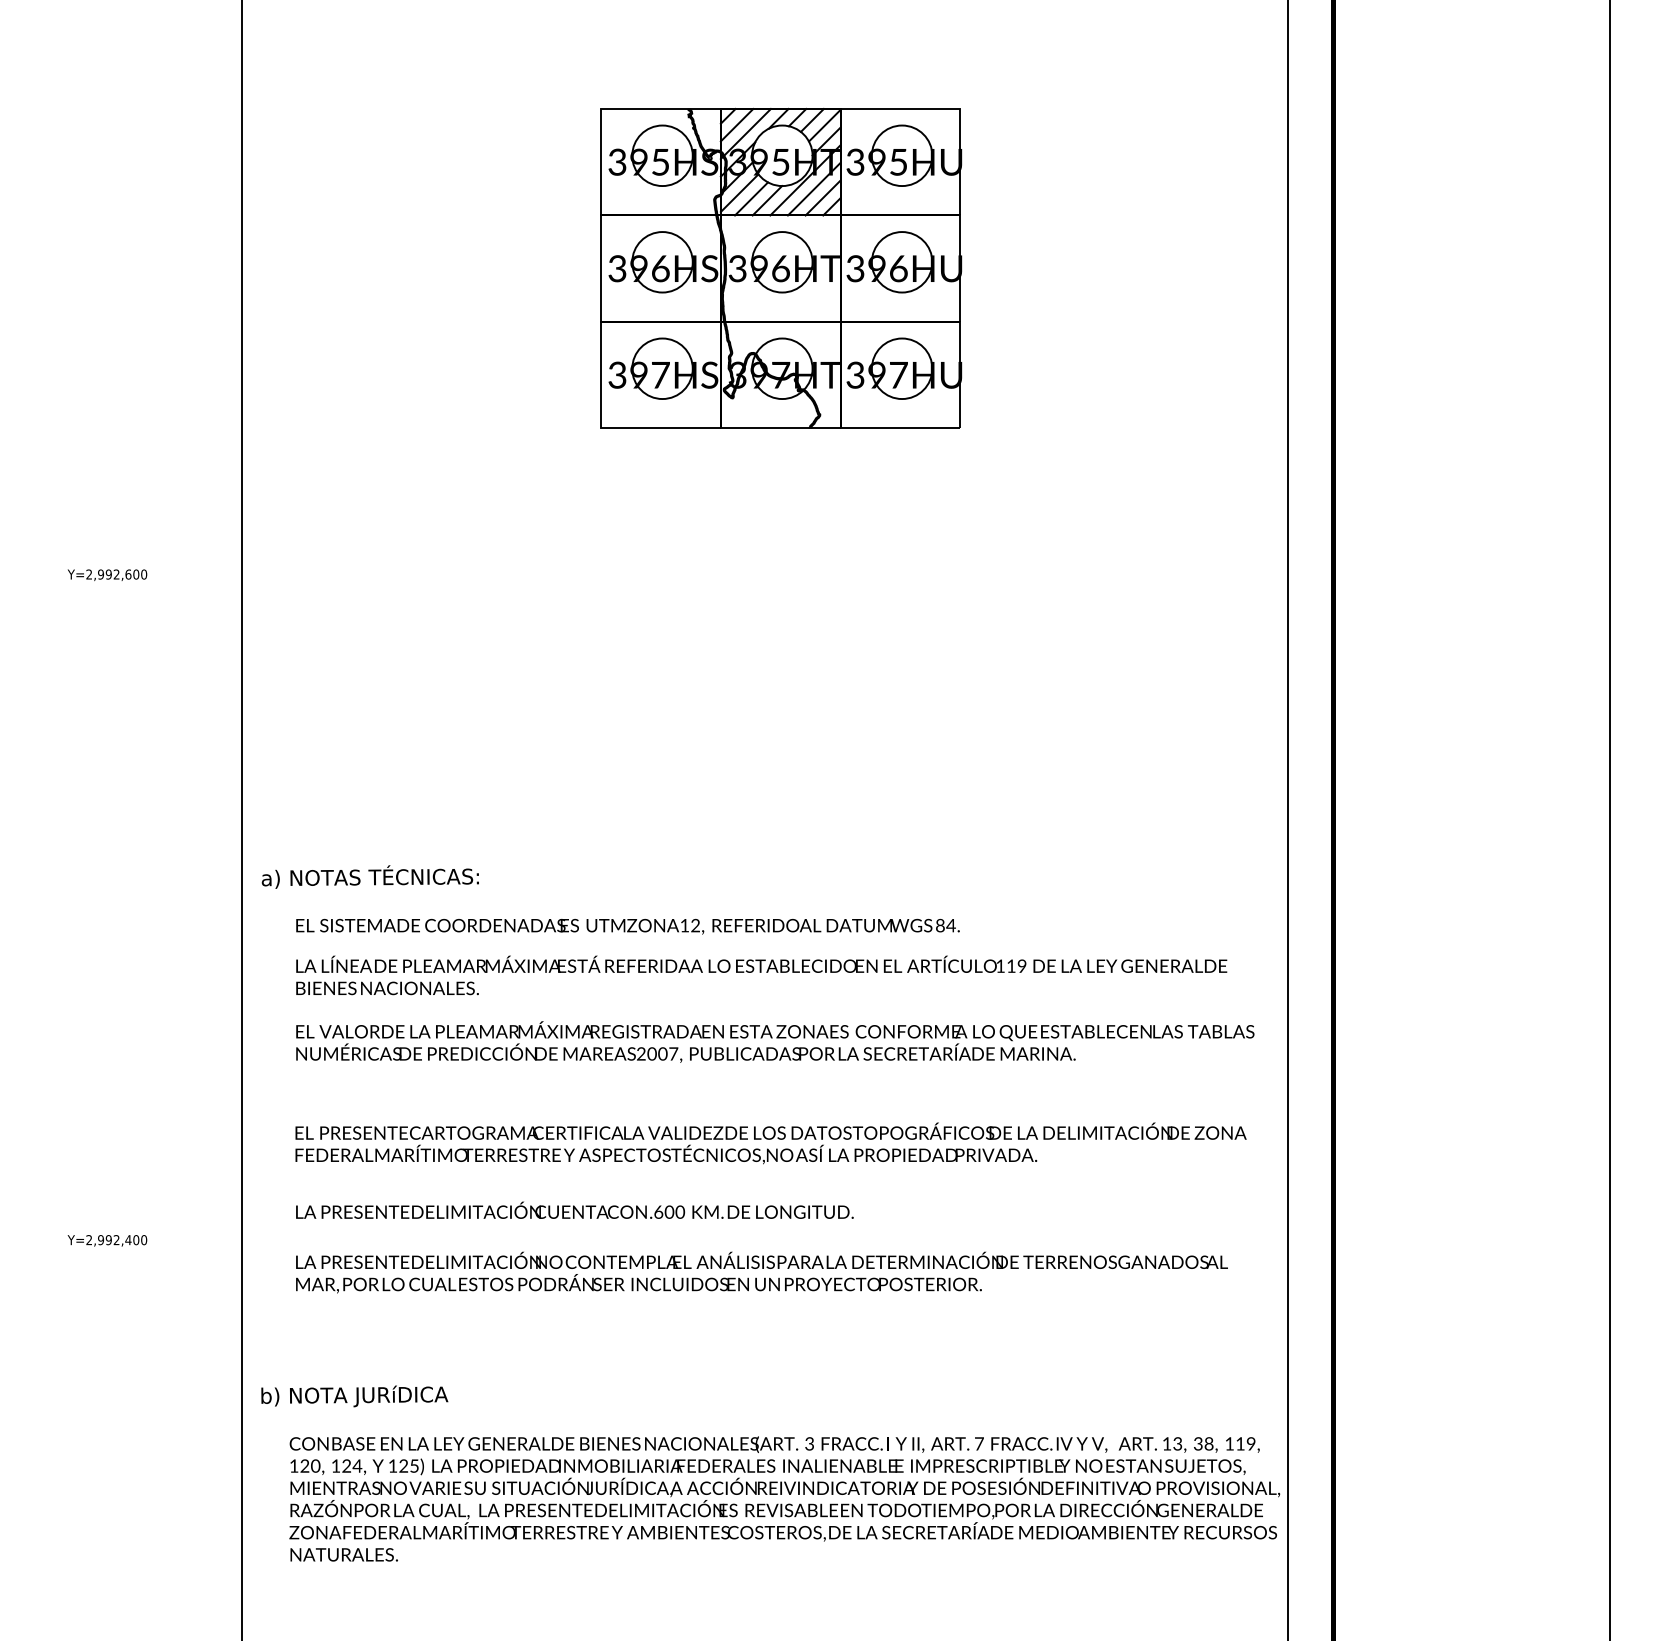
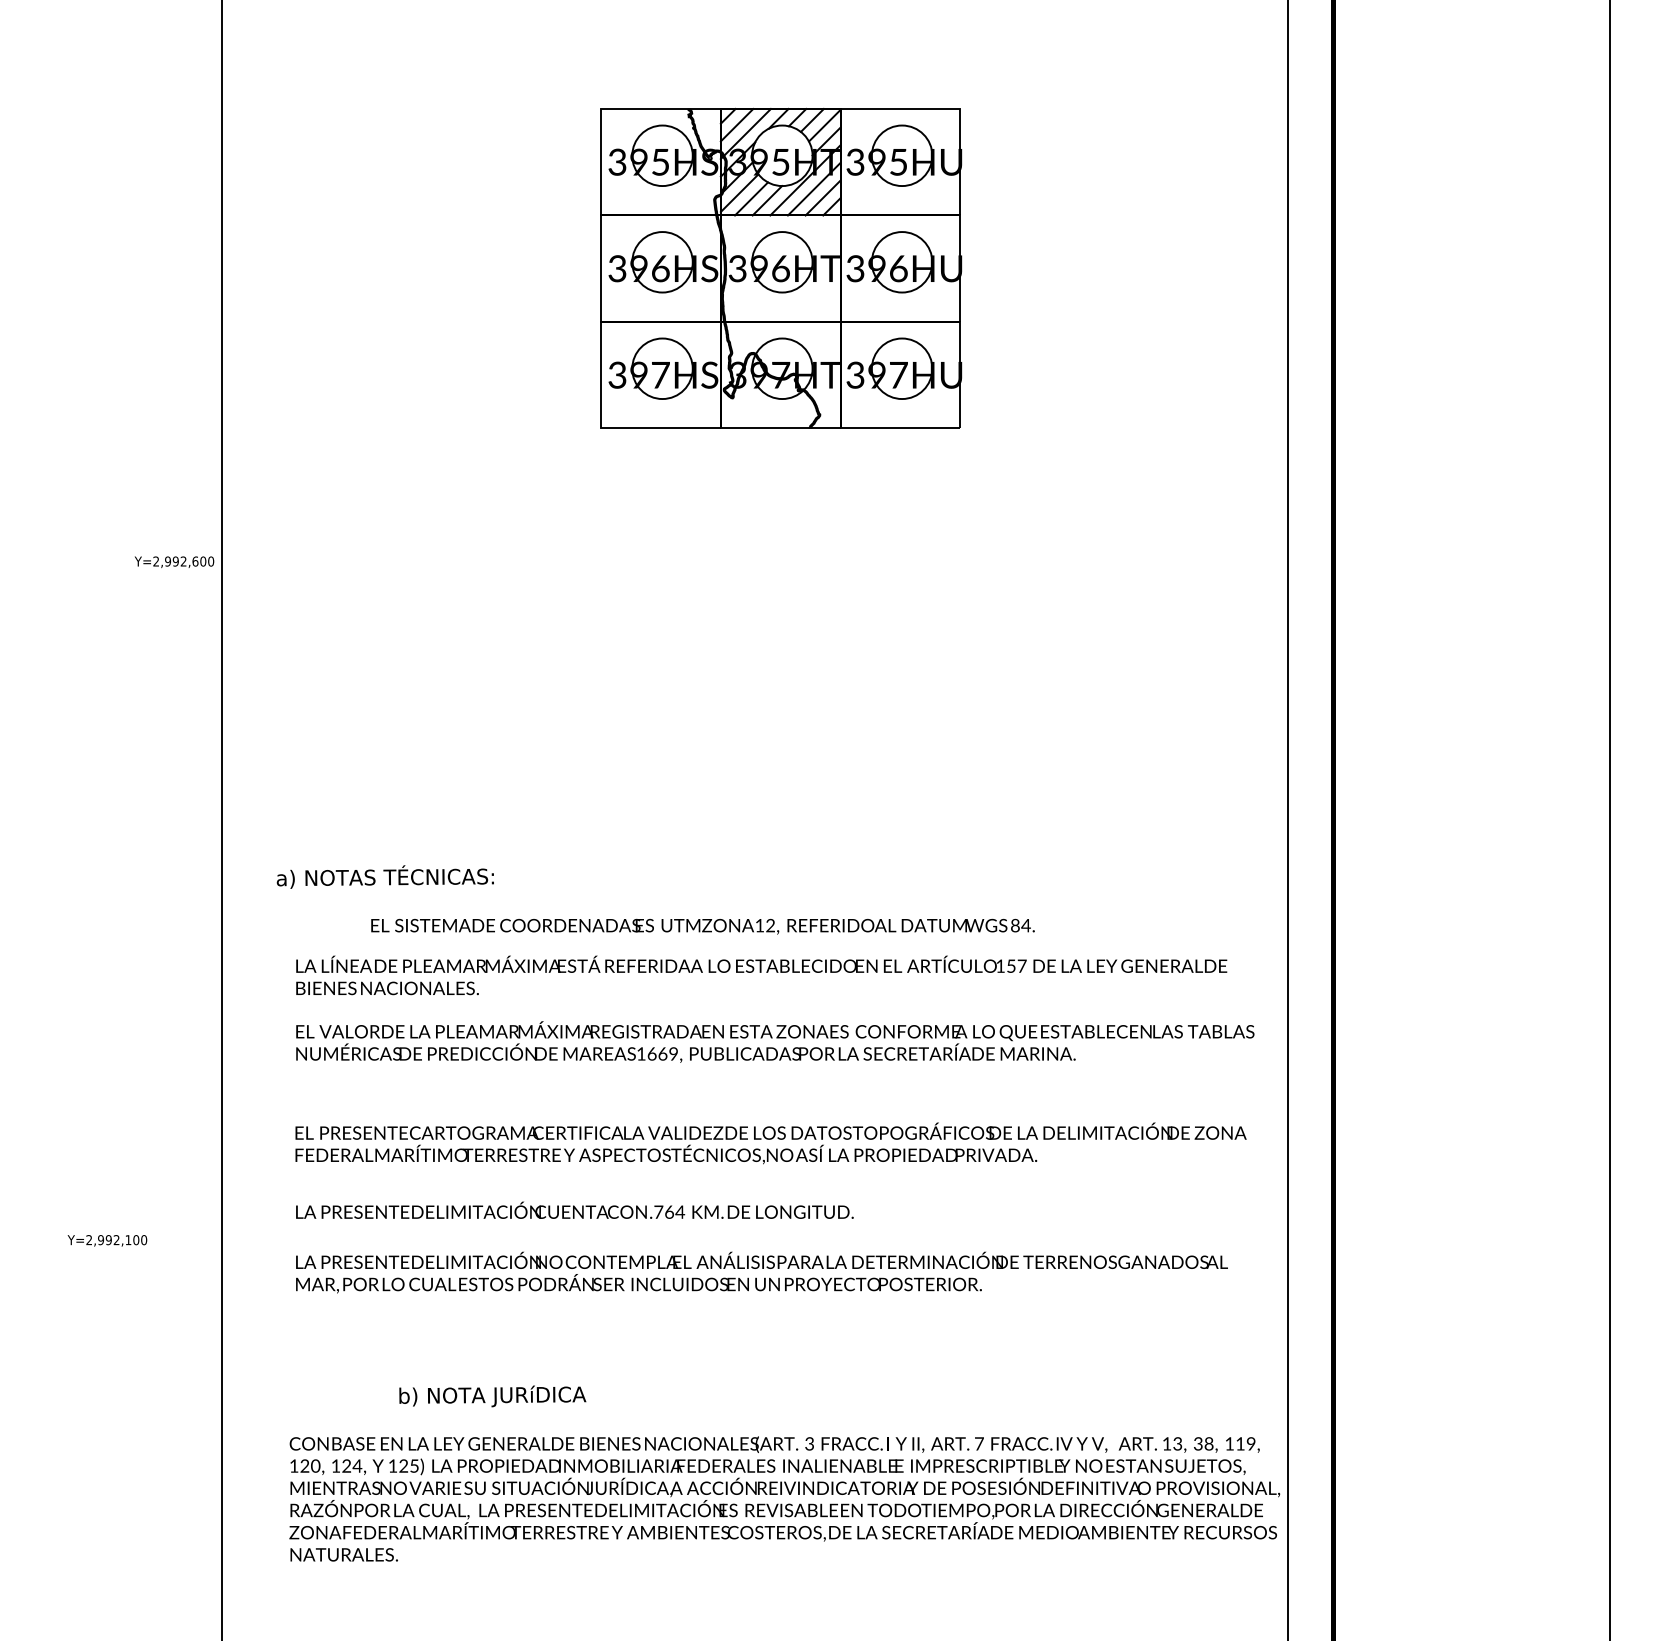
text position: (107, 575) -> (174, 562) (174, 562)
line position: (242, 819) -> (222, 819) (222, 819)
text position: (369, 876) -> (384, 876) (384, 876)
text position: (627, 926) -> (702, 926) (702, 926)
text: 119 -> 157 (1016, 965)
text: 2007, -> 1669, (657, 1053)
text: .600 -> .764 (669, 1211)
text: Y=2,992,400 -> Y=2,992,100 (128, 1240)
text position: (354, 1396) -> (492, 1396) (492, 1396)
